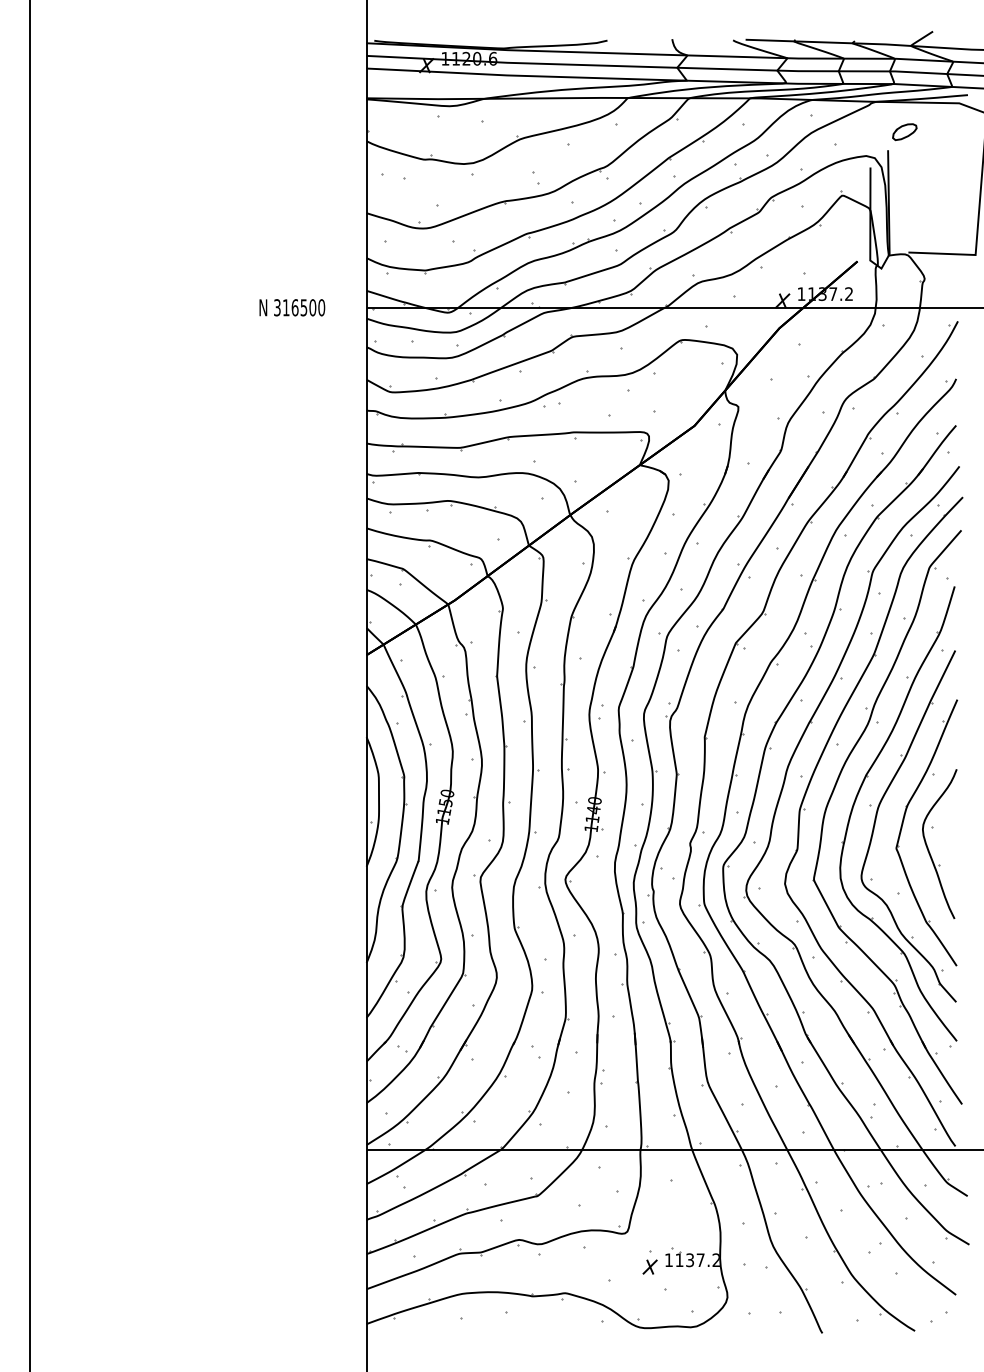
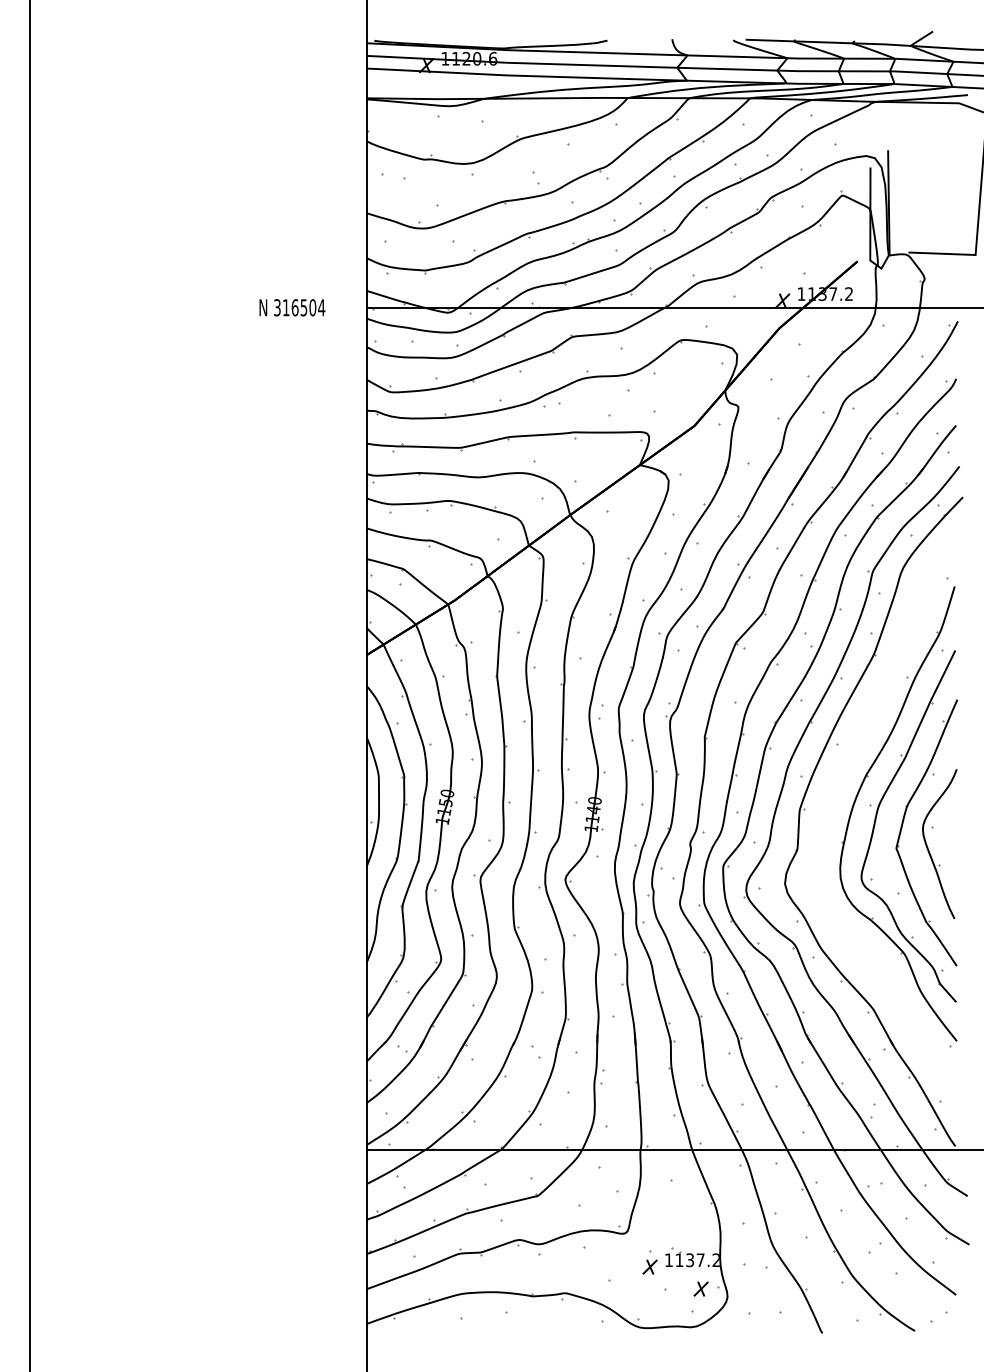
part: present -> none (904, 132)
text: 316500 -> 316504 (321, 307)
part: present -> none (833, 793)
part: none -> present (700, 1288)
